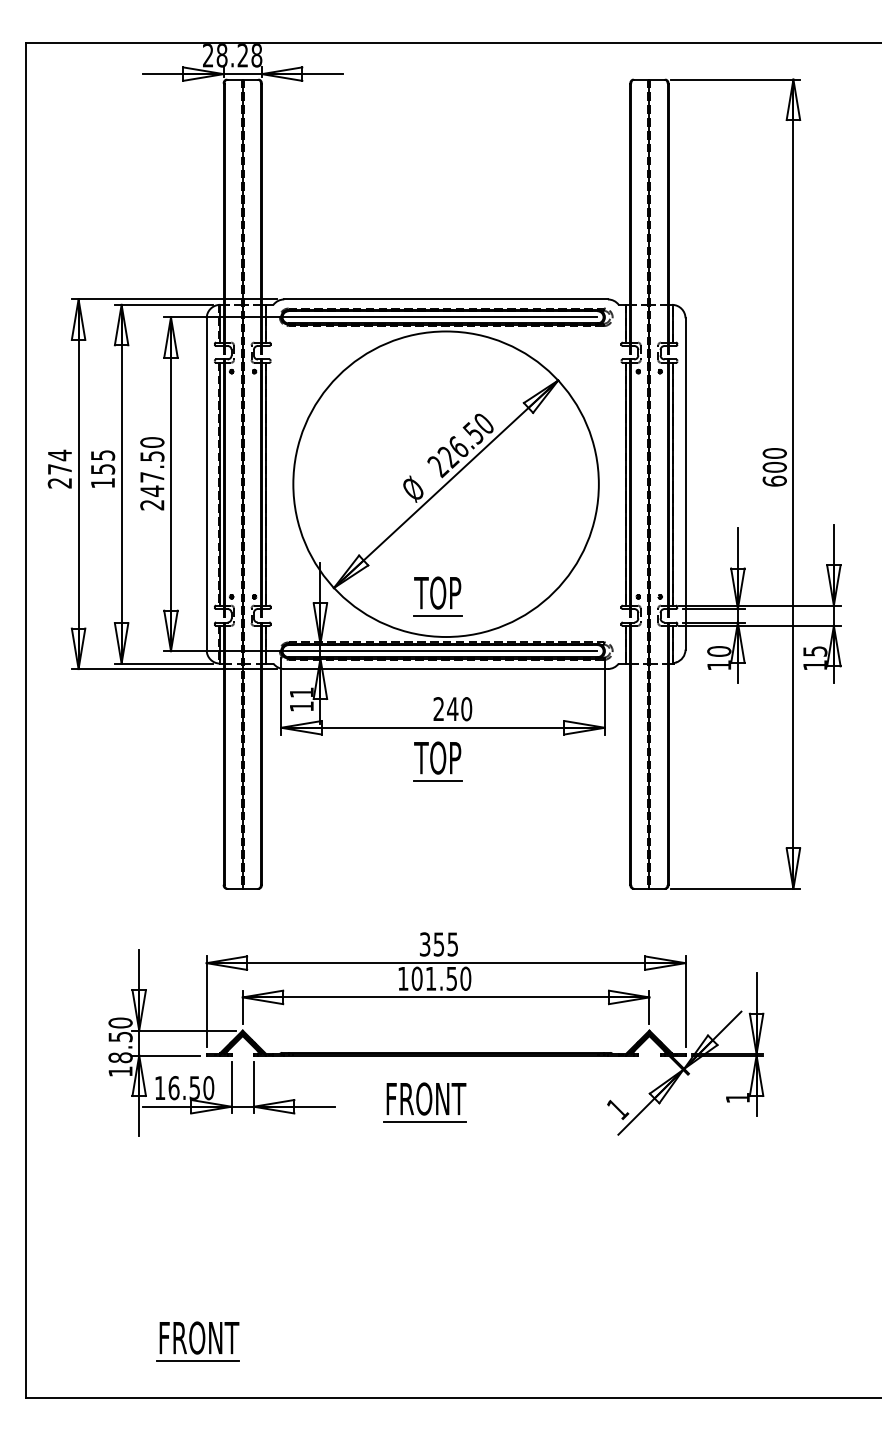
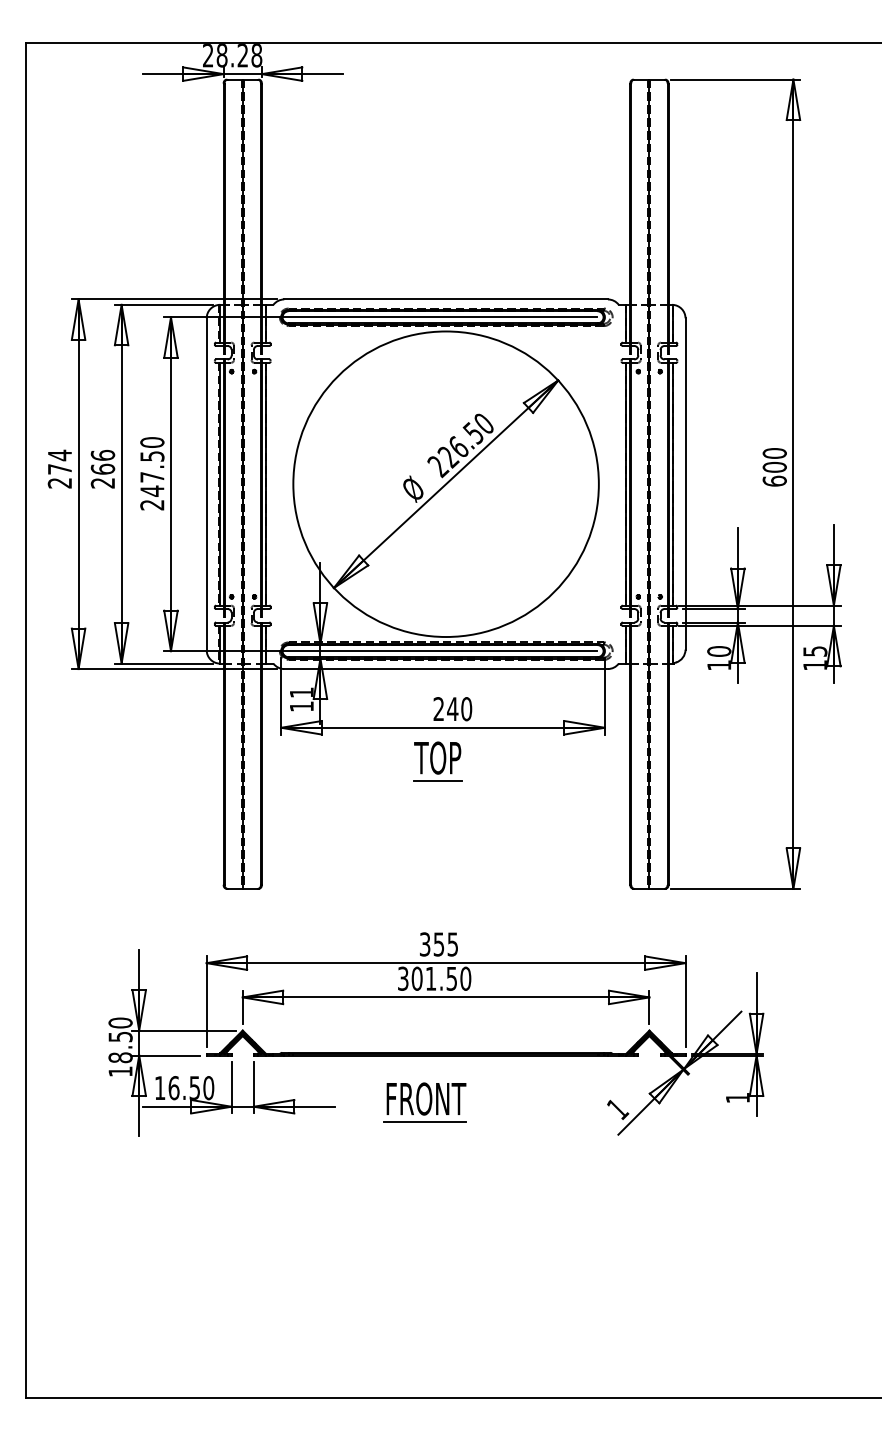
text: 155 -> 266 (102, 468)
part: present -> none (437, 596)
text: 101.50 -> 301.50 (403, 978)
part: present -> none (197, 1341)
